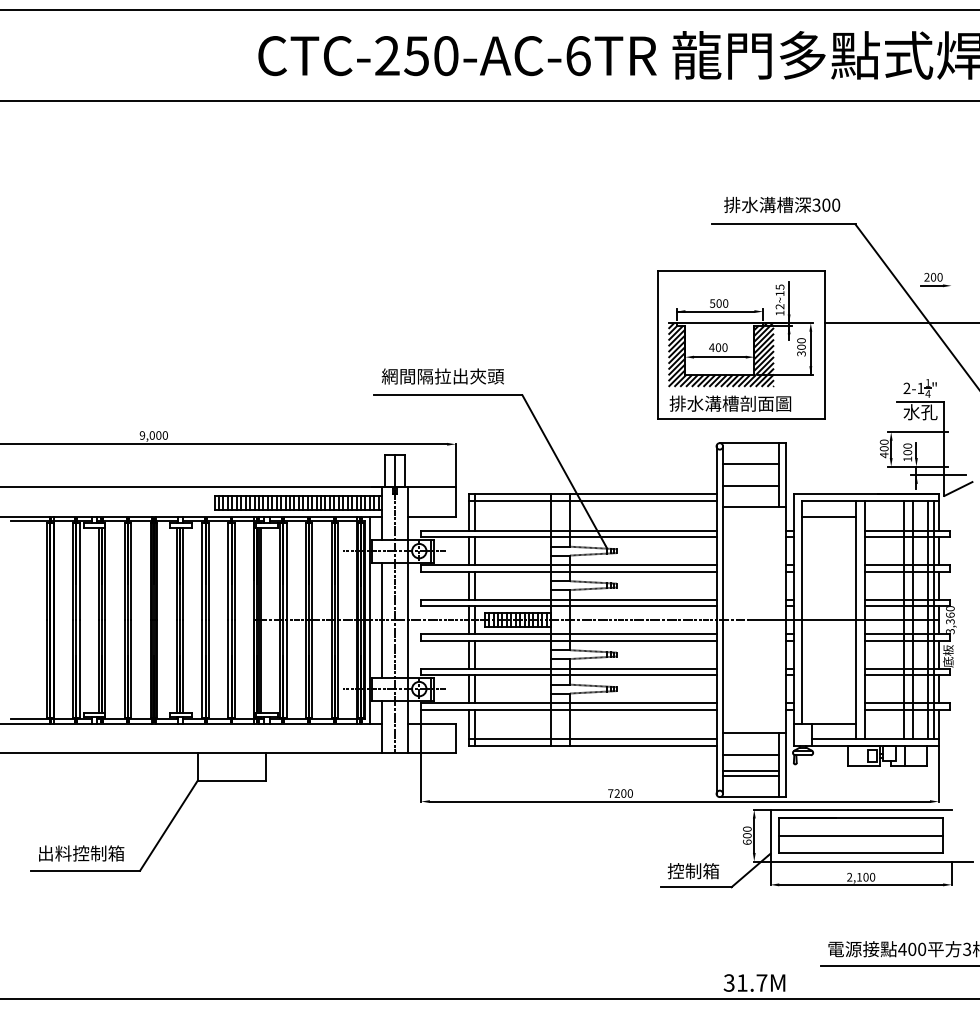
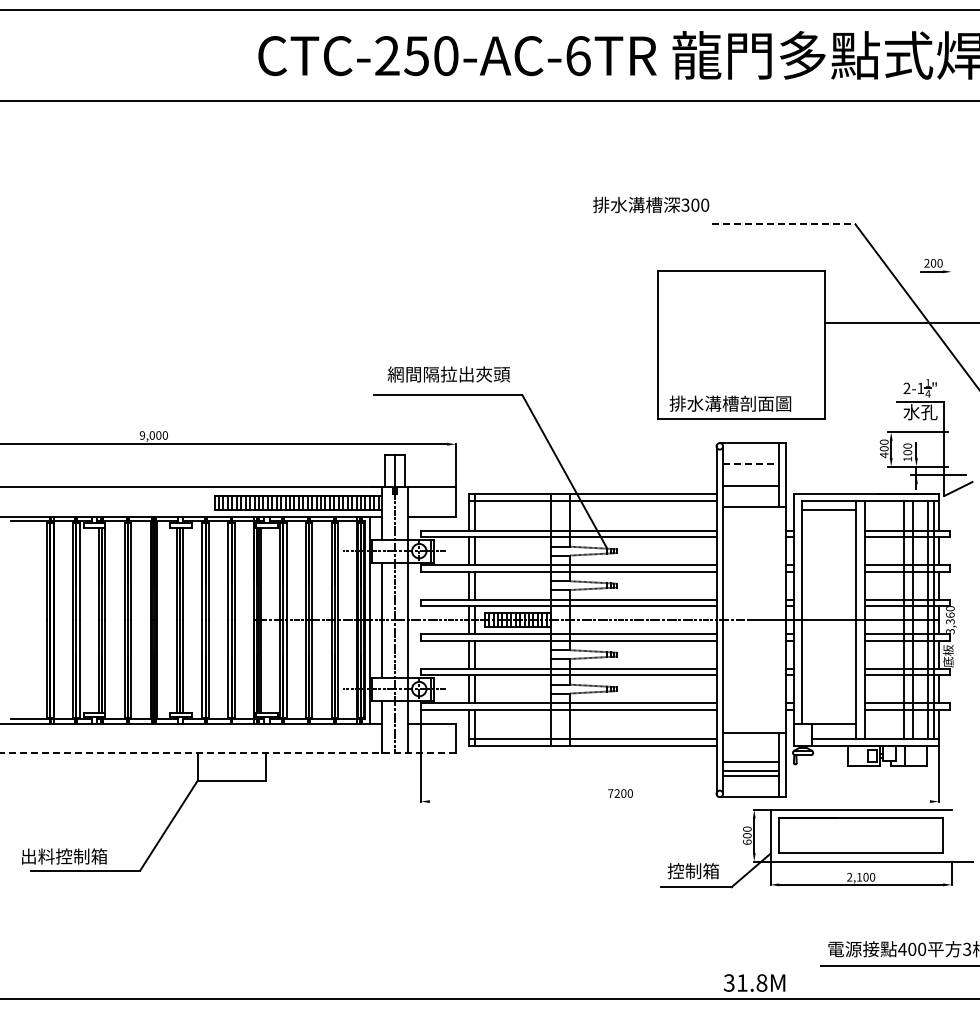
text position: (782, 204) -> (651, 204) (651, 204)
line: solid -> dashed (783, 224)
part position: (935, 280) -> (935, 266) (935, 266)
part: present -> none (740, 334)
text position: (442, 376) -> (448, 374) (448, 374)
line: solid -> dashed (751, 464)
line position: (828, 516) -> (828, 509) (828, 509)
line: solid -> dashed (228, 752)
line position: (751, 754) -> (751, 761) (751, 761)
line: present -> none (679, 801)
line: present -> none (861, 835)
text position: (81, 853) -> (64, 856) (64, 856)
text: 31.7M -> 31.8M (761, 982)
